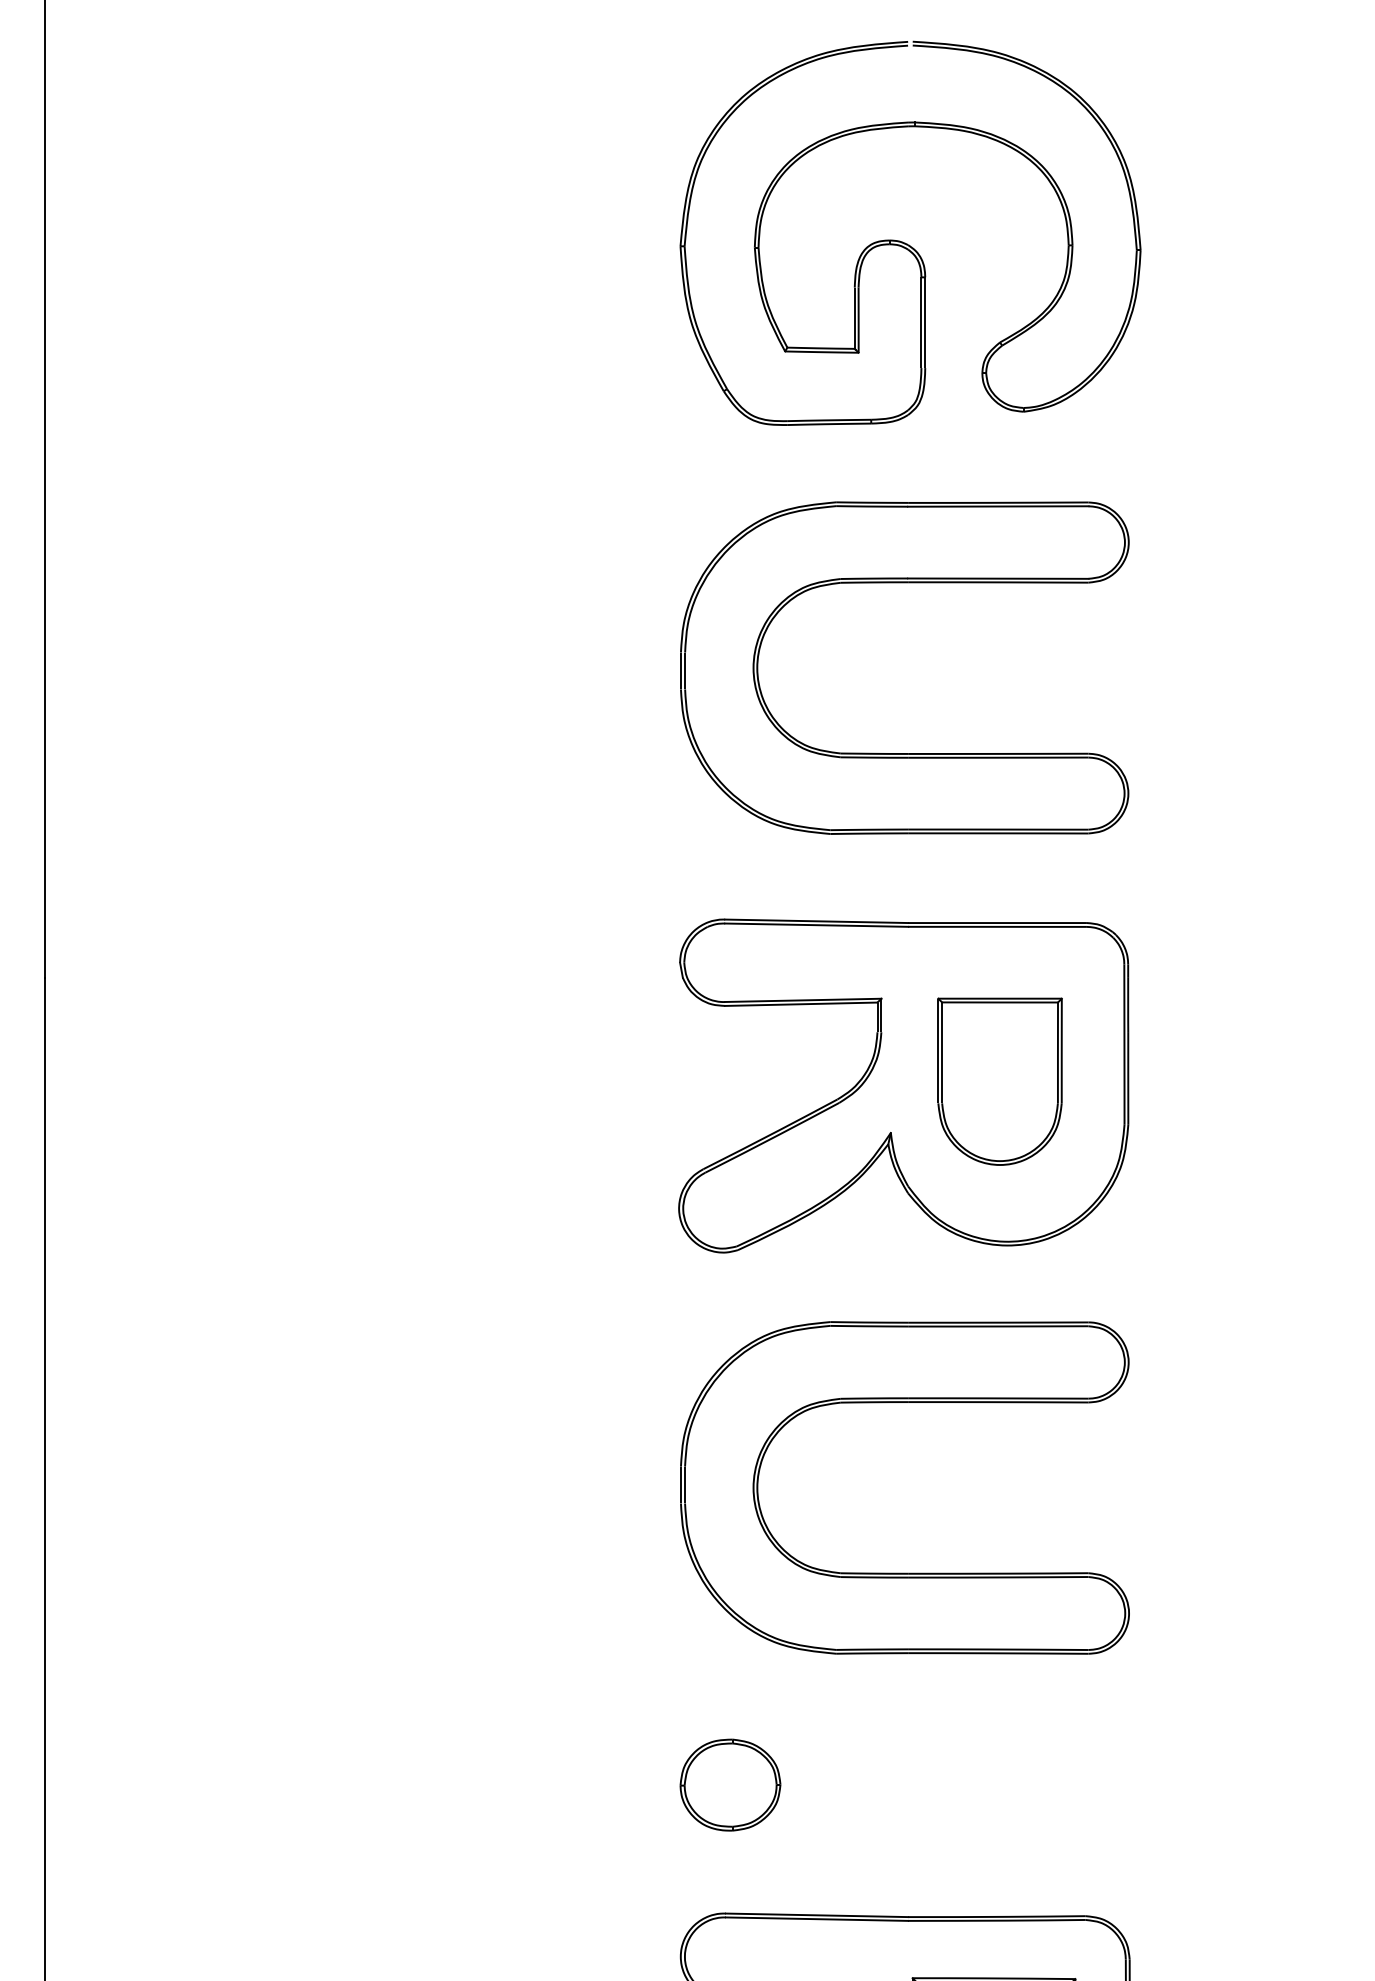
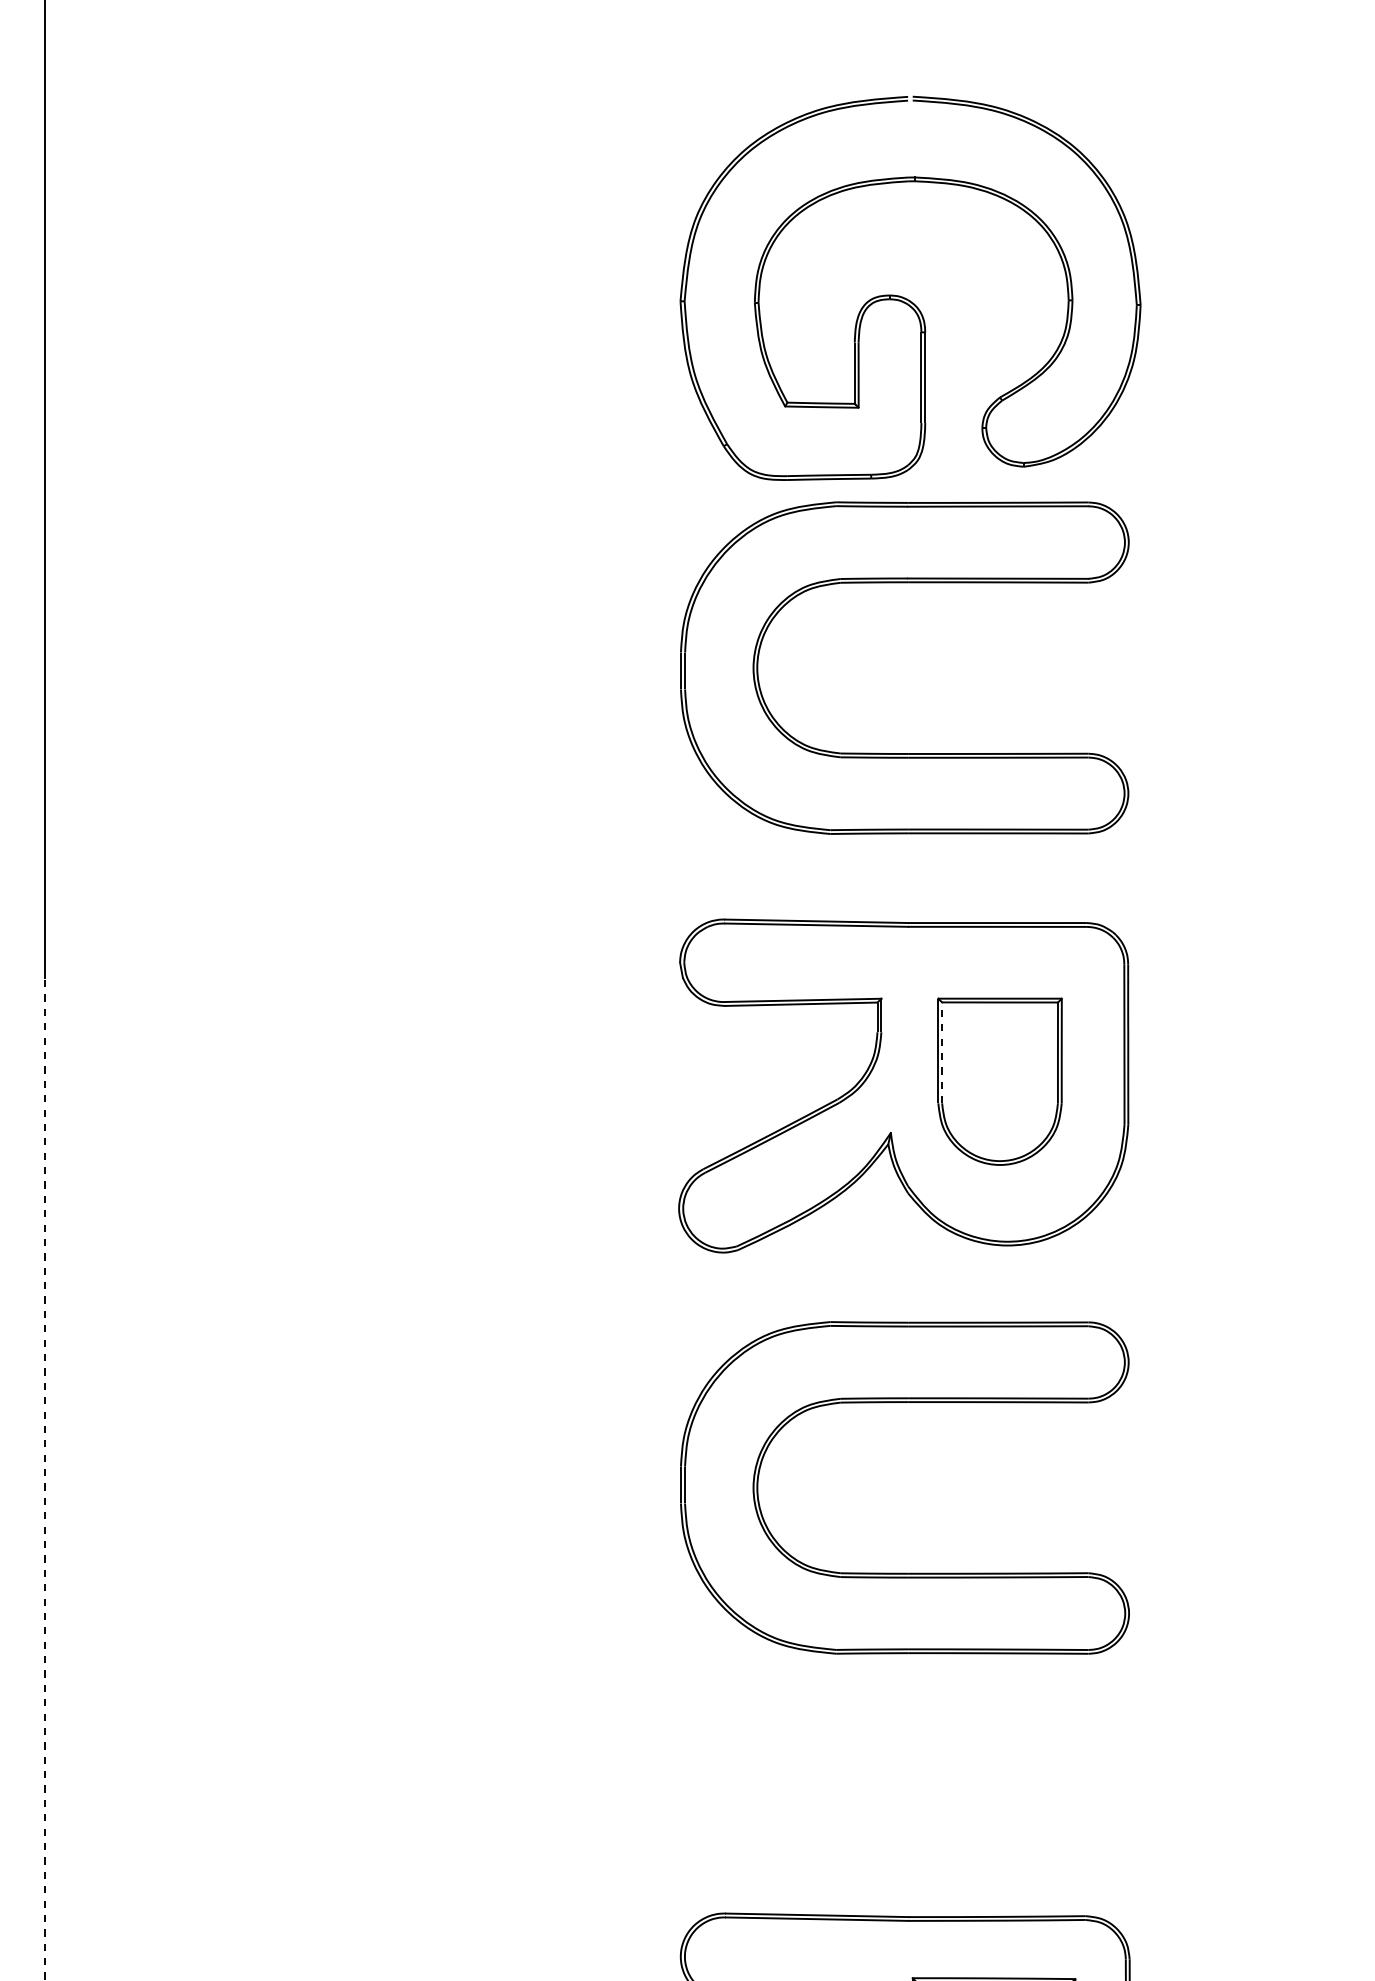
part position: (905, 242) -> (905, 297) (905, 297)
line: solid -> dashed (942, 1051)
line: solid -> dashed (45, 1478)
part: present -> none (730, 1784)
